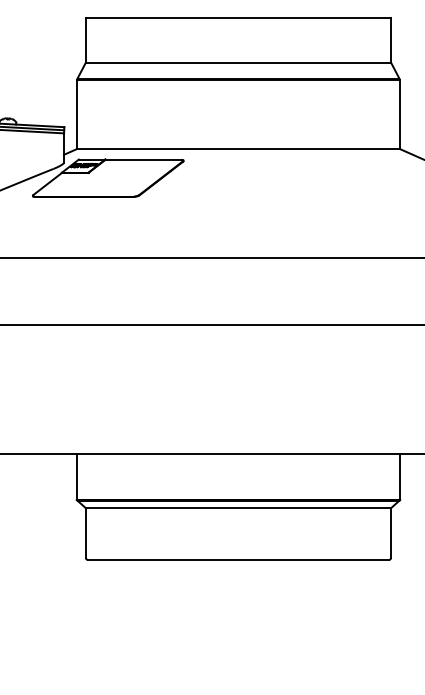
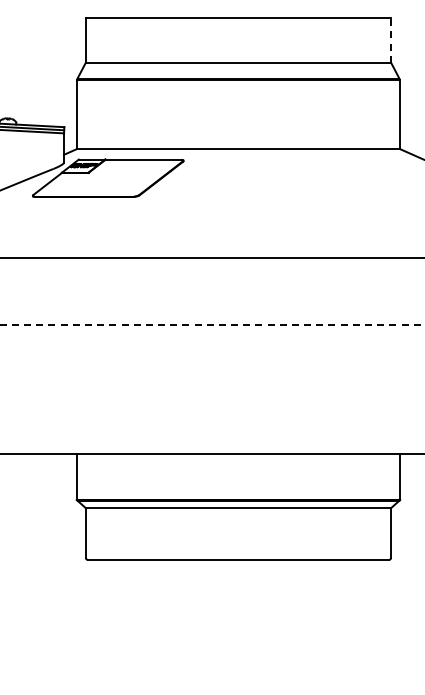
line: solid -> dashed (391, 40)
line: solid -> dashed (212, 324)
